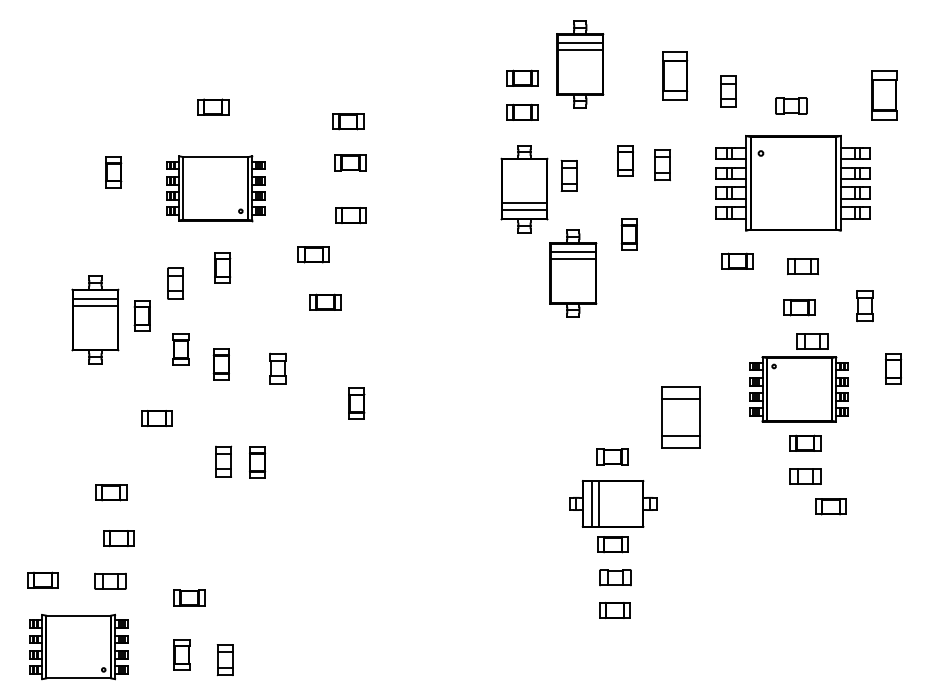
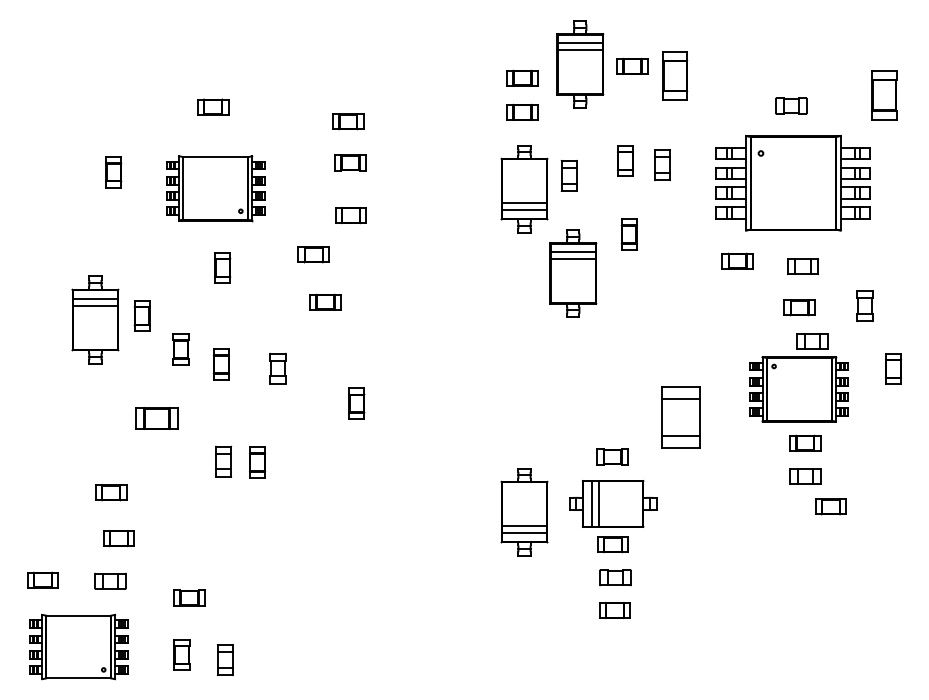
part: none -> present (632, 65)
part: present -> none (728, 91)
part: present -> none (175, 283)
part size: 32x17 px -> 44x23 px (156, 418)
part: none -> present (524, 512)
